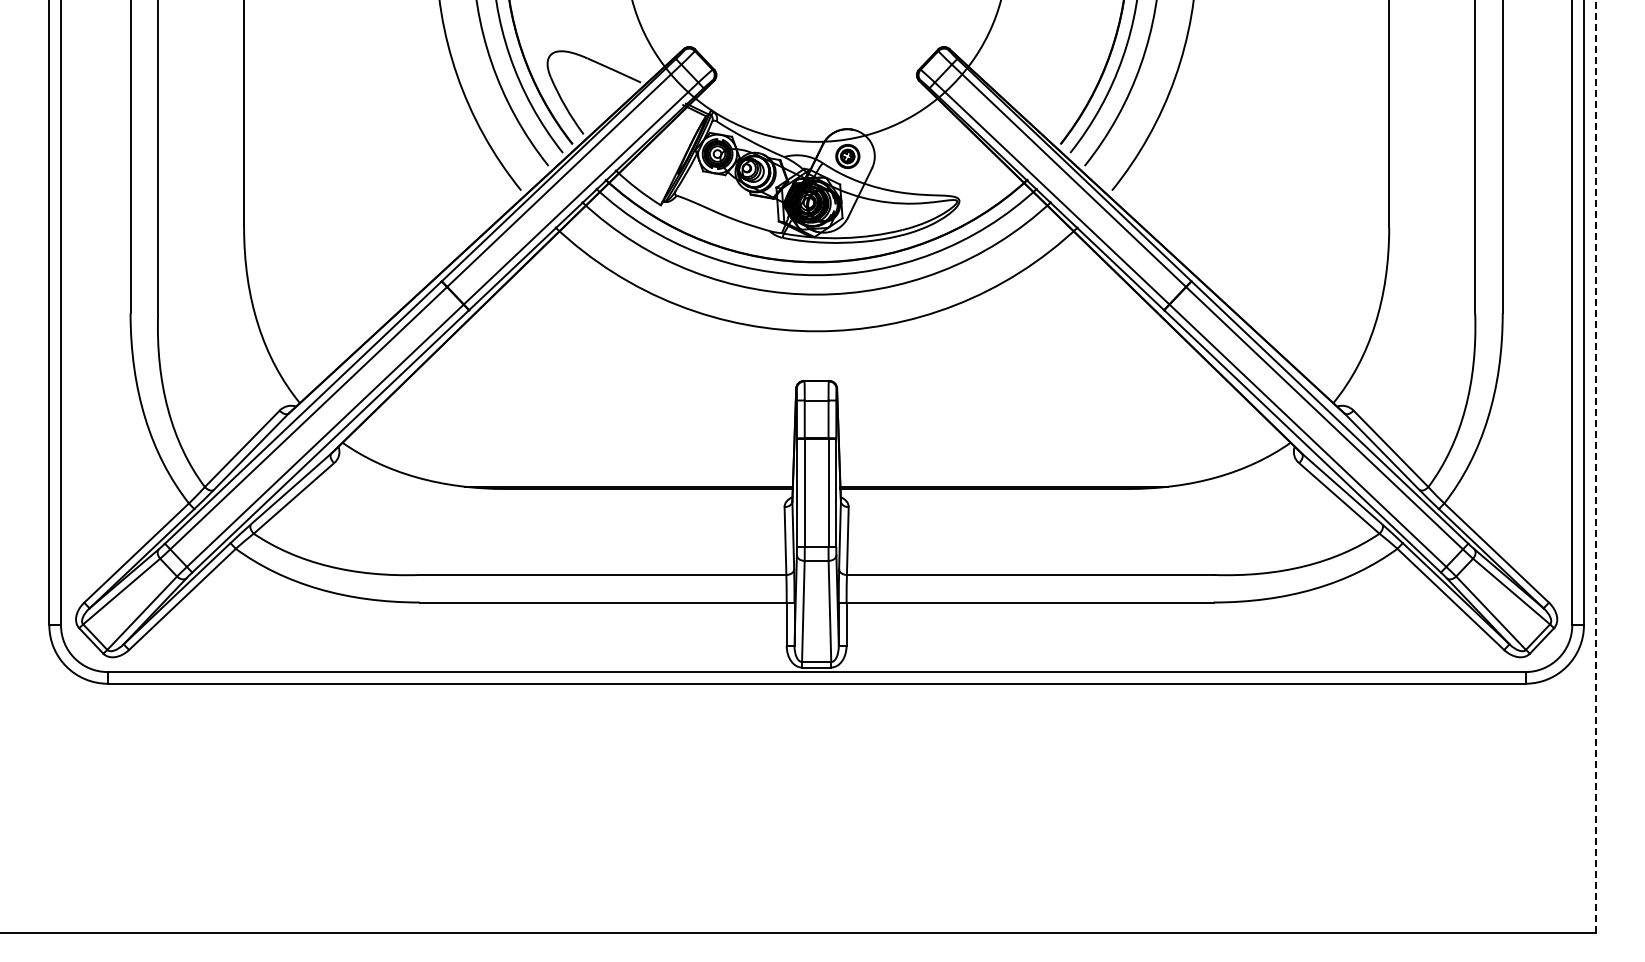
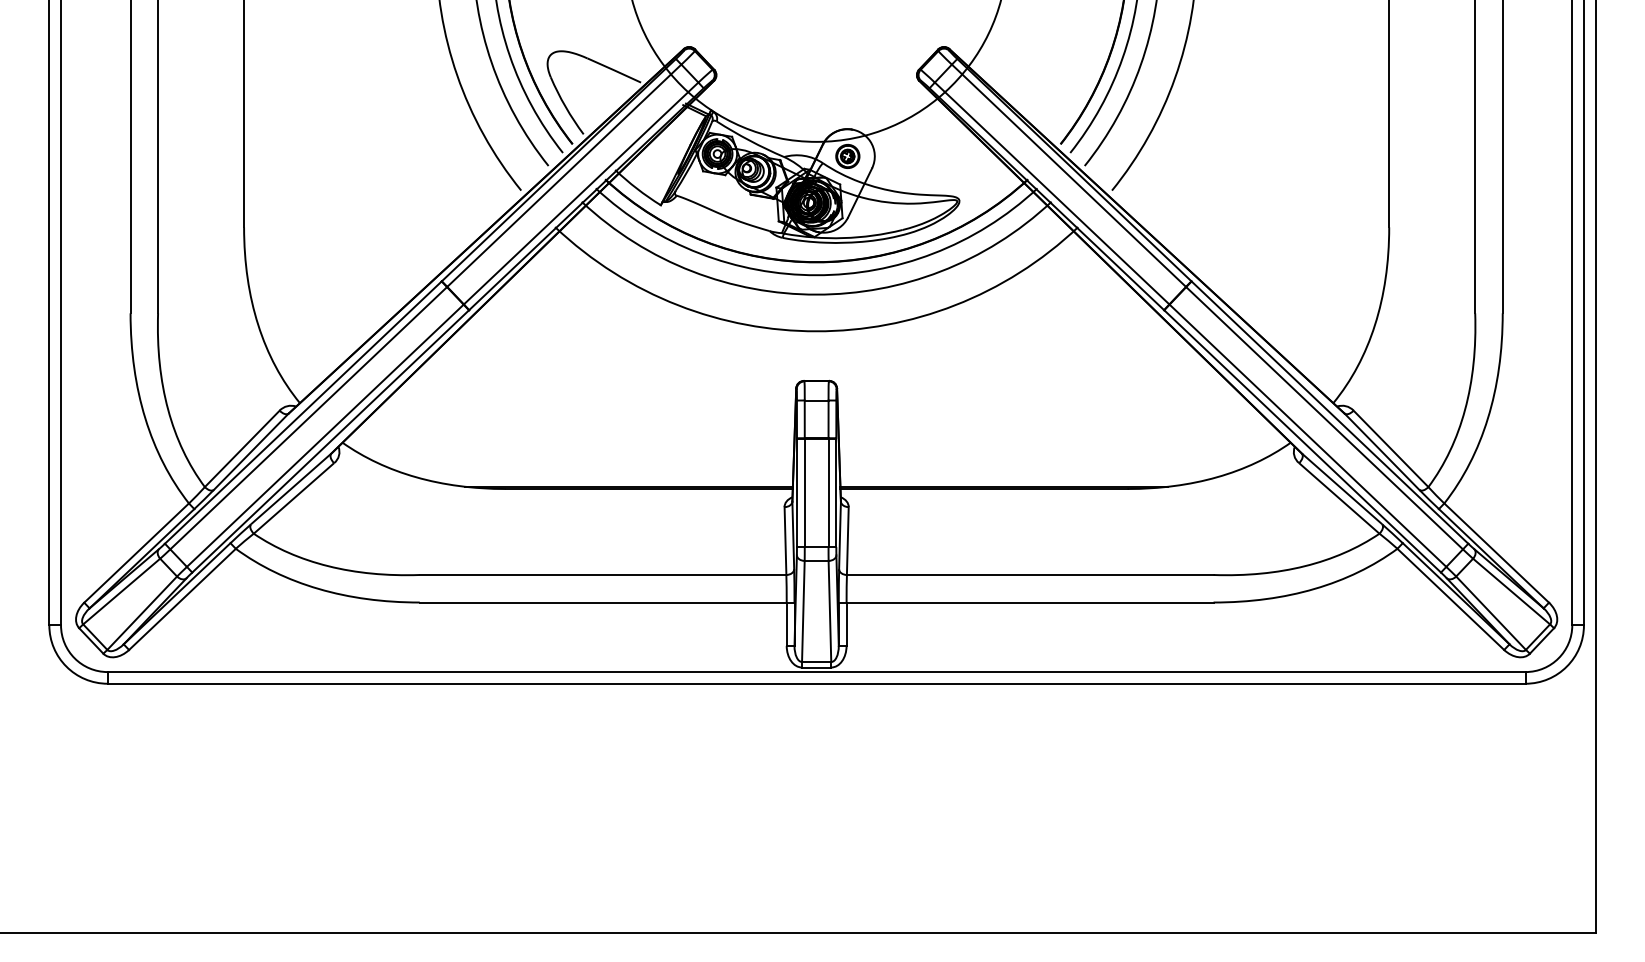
line: dashed -> solid (1595, 467)
